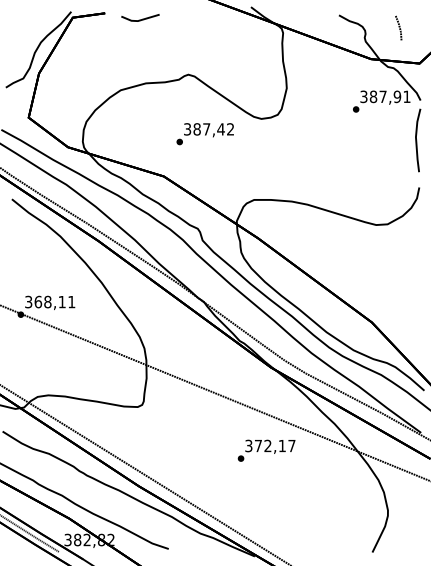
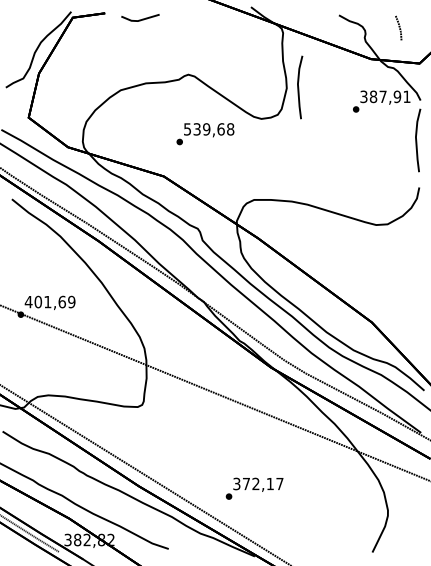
line: none -> present (299, 87)
text: 387,42 -> 539,68 (209, 129)
text: 368,11 -> 401,69 (49, 301)
text position: (266, 450) -> (254, 488) (254, 488)
